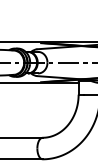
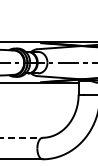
line: solid -> dashed (21, 137)
